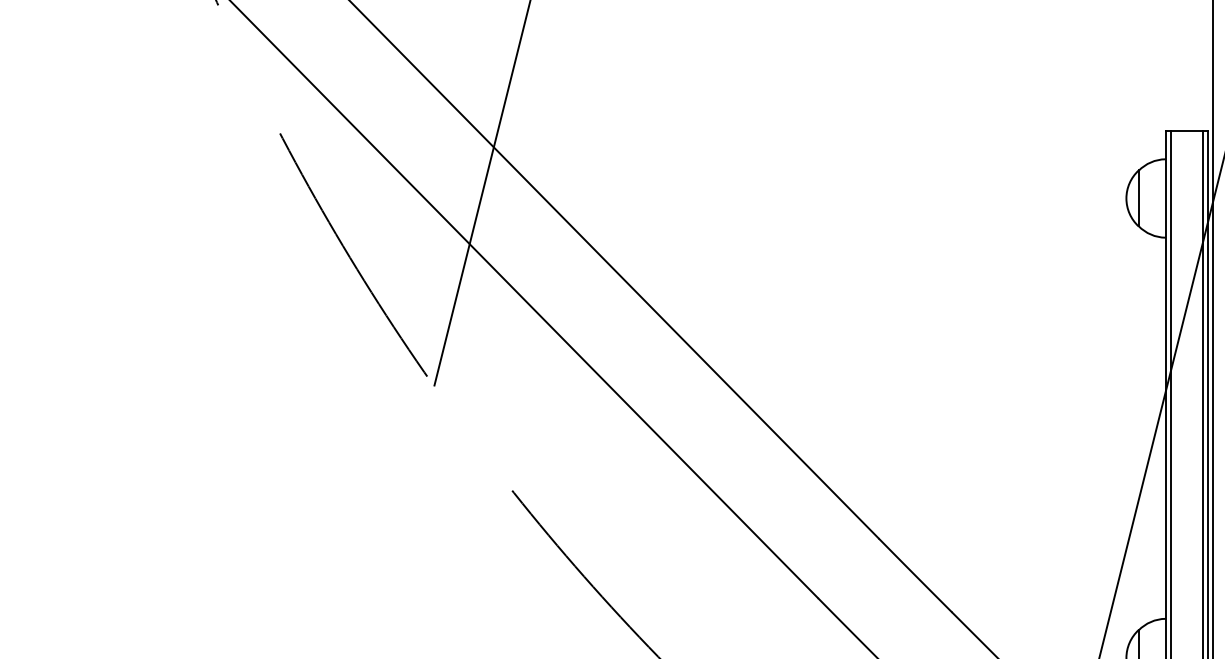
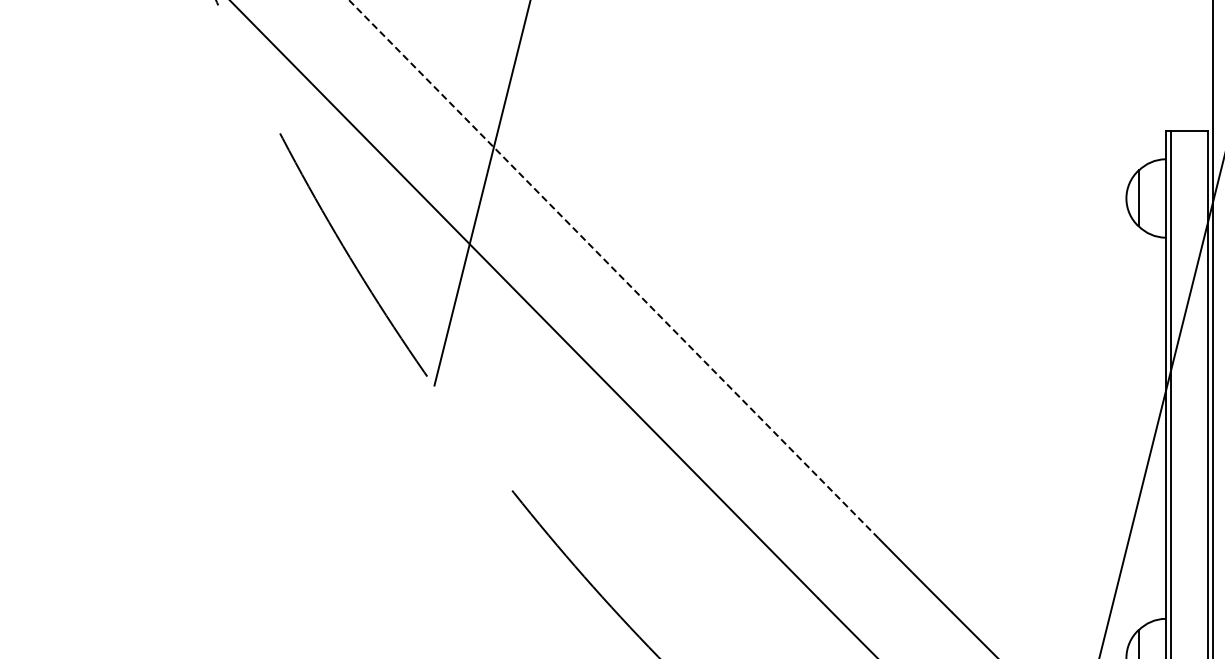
line: solid -> dashed (613, 268)
line: present -> none (1202, 393)
